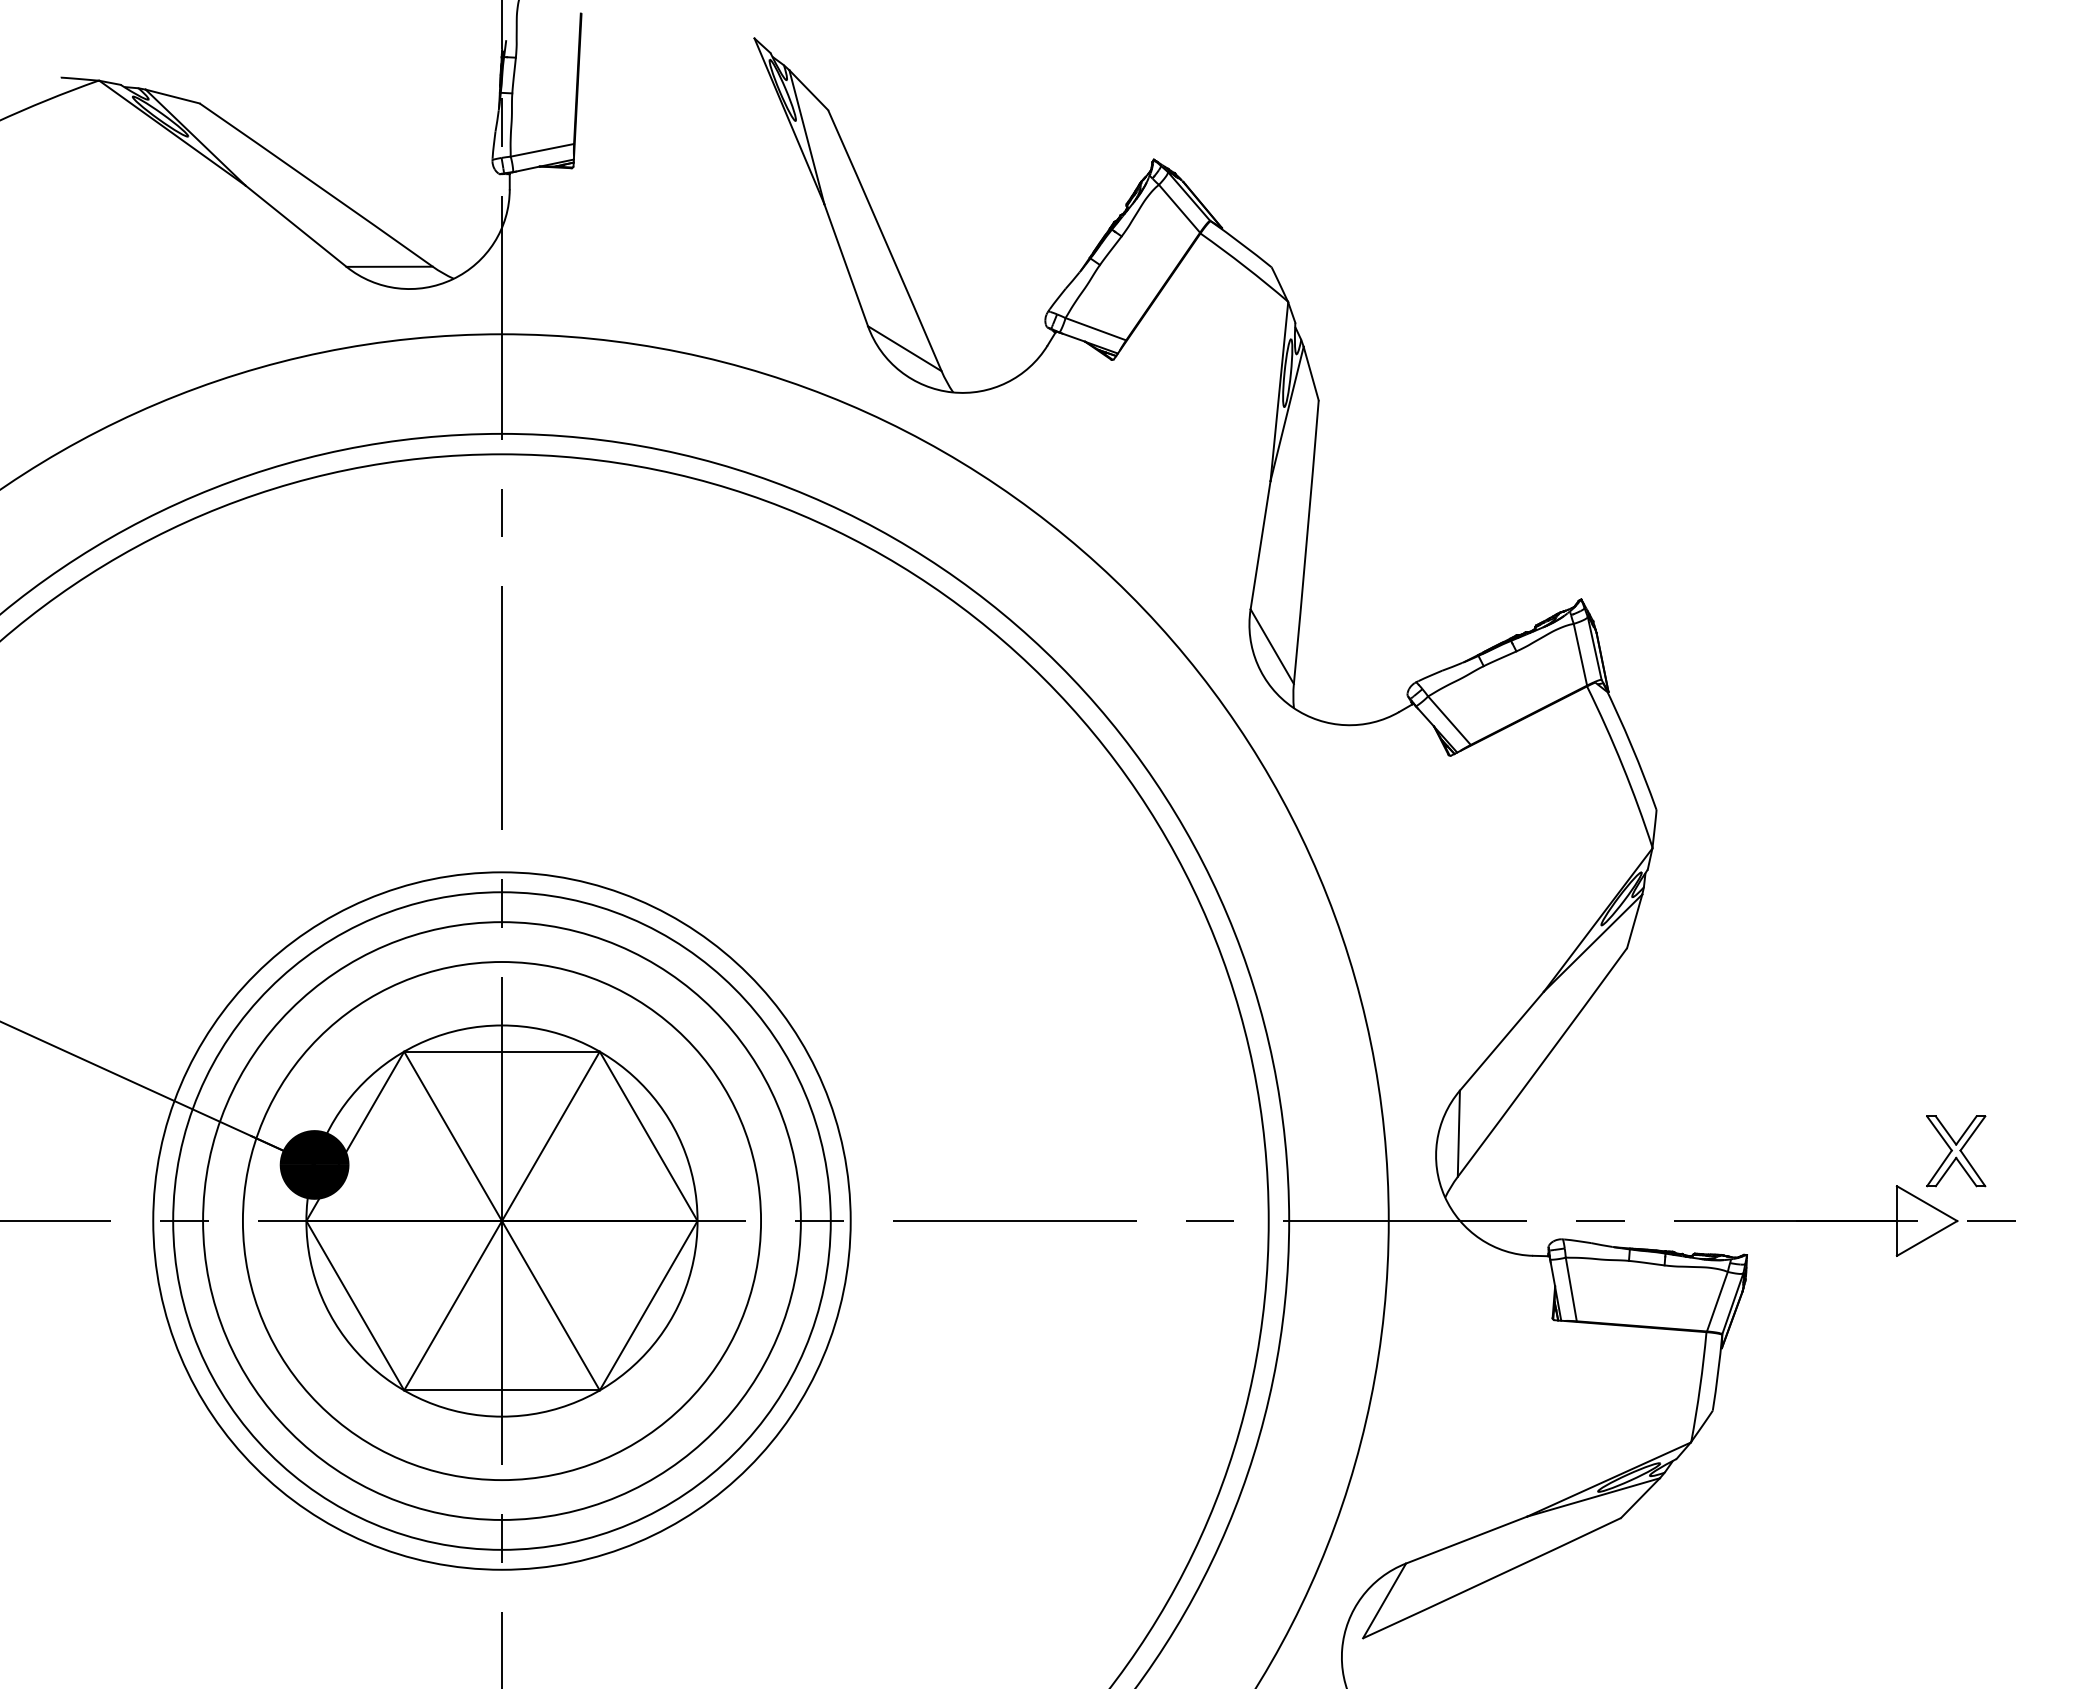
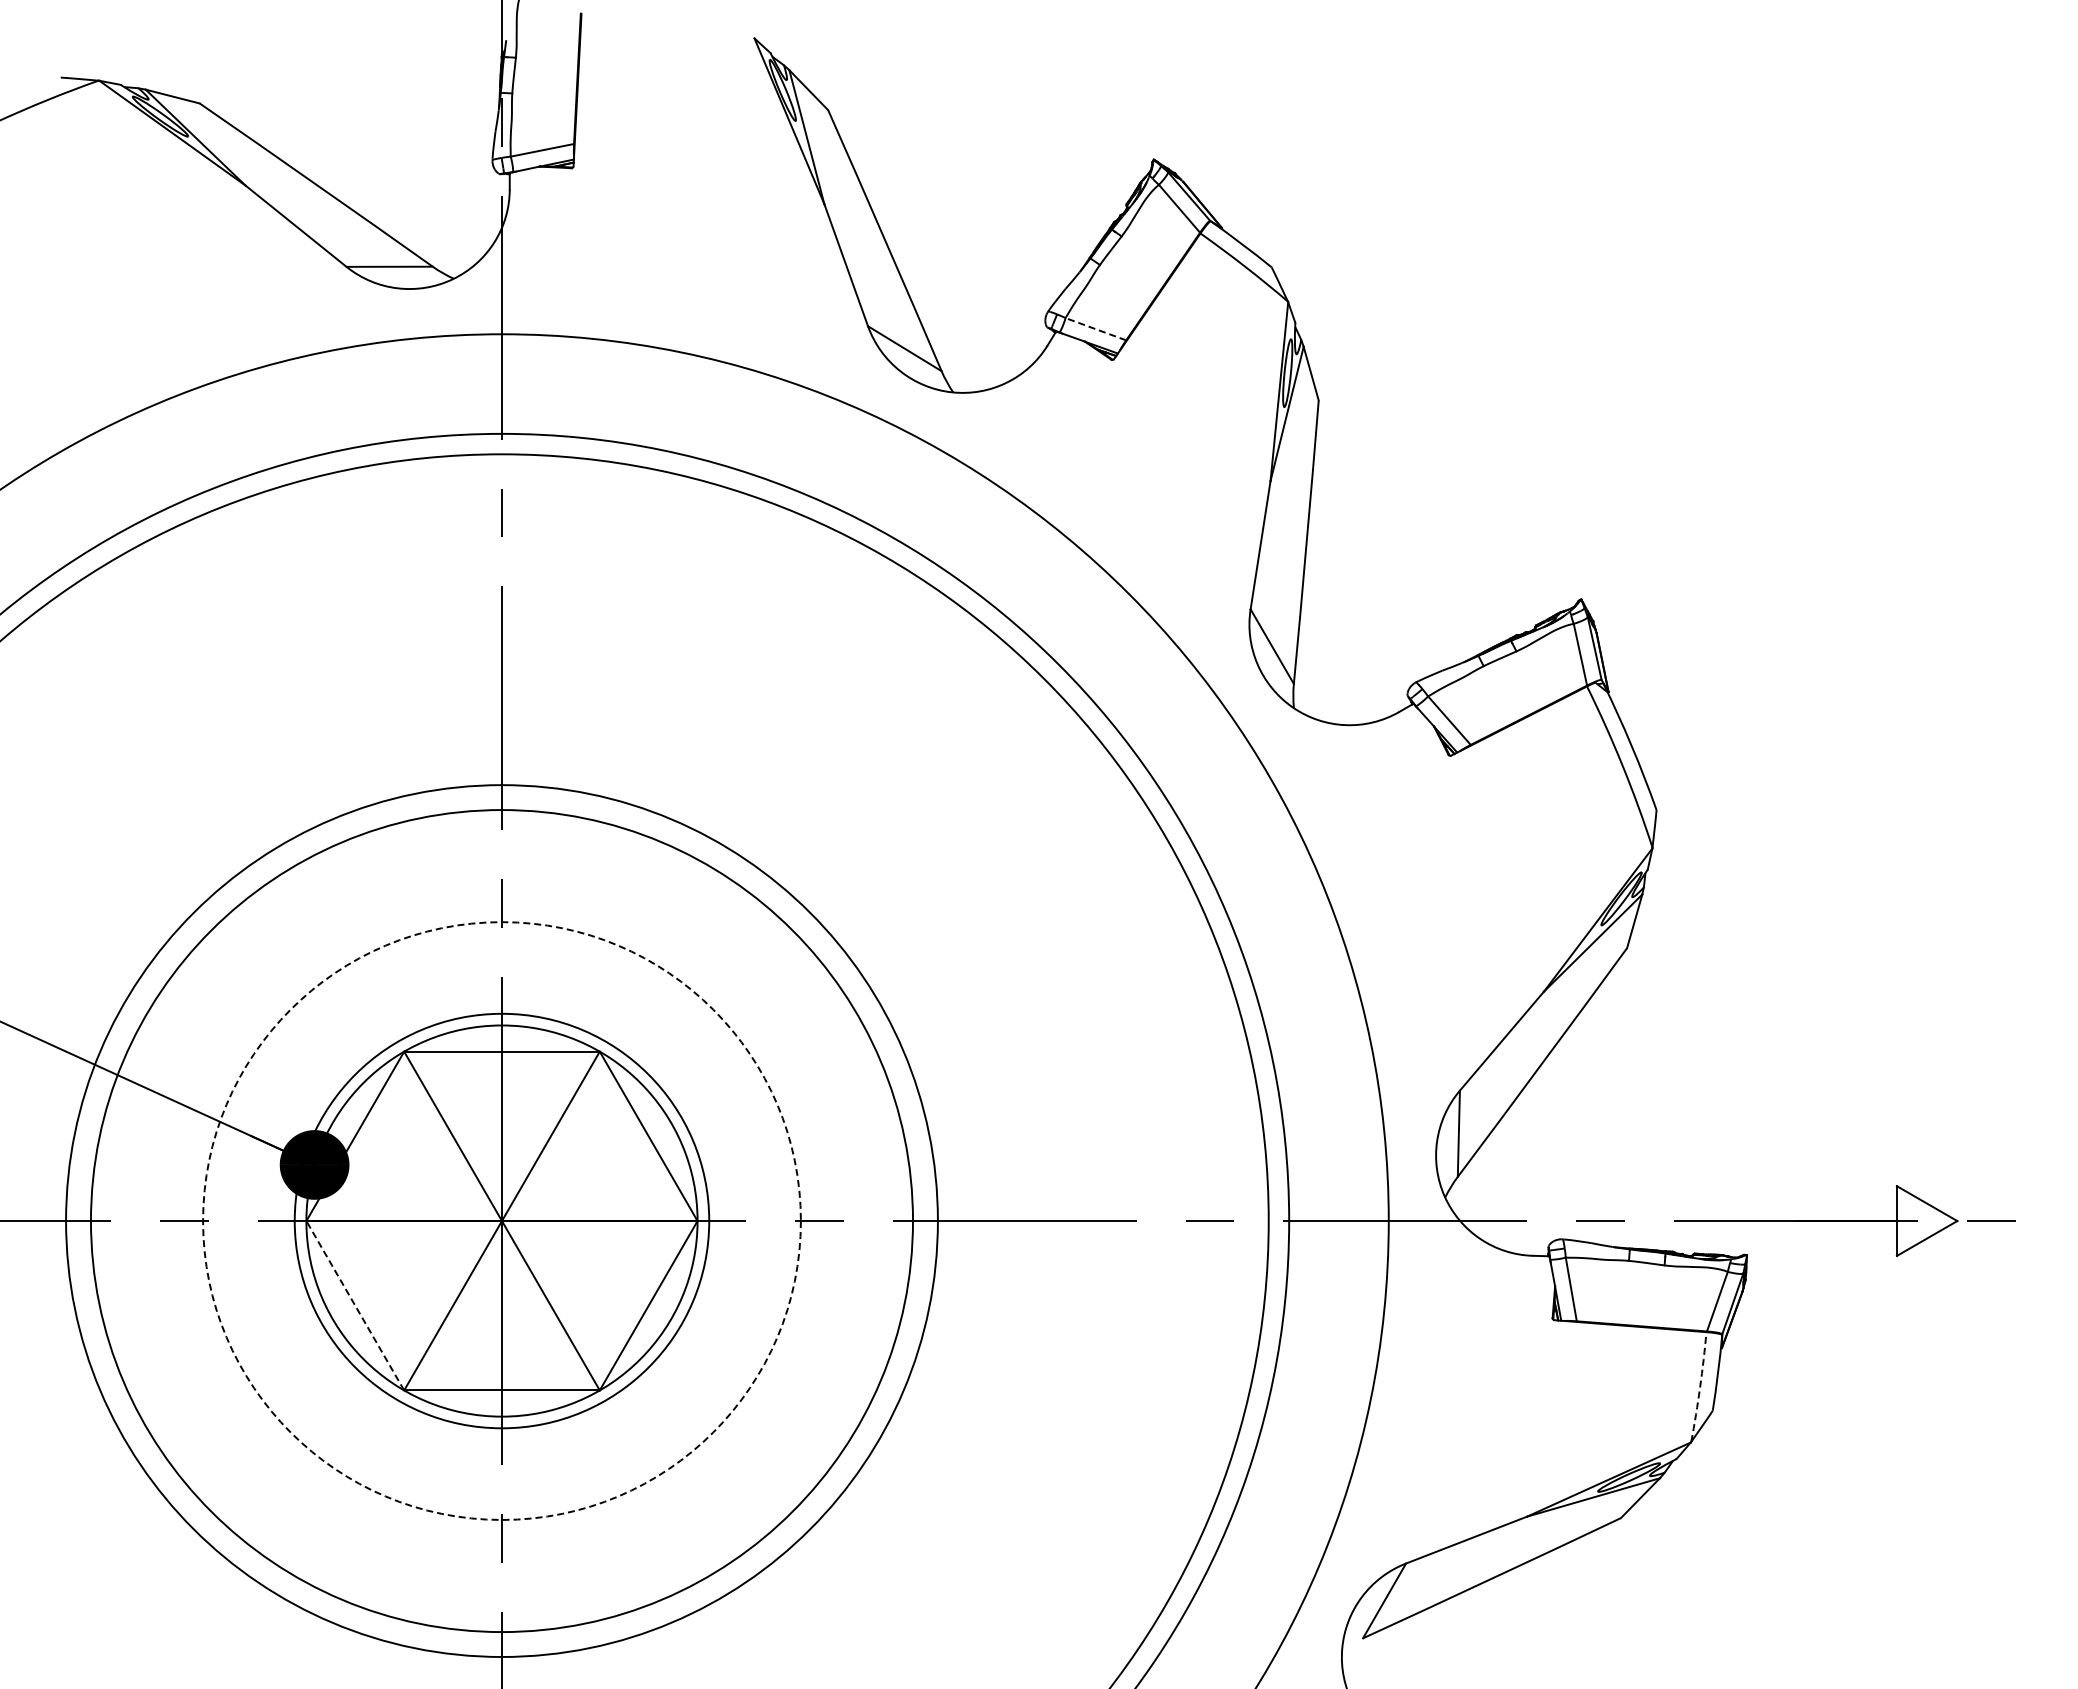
line: solid -> dashed (1095, 329)
part: present -> none (1956, 1151)
circle diameter: 658 px -> 822 px (501, 1221)
circle diameter: 697 px -> 872 px (501, 1220)
circle: solid -> dashed (501, 1220)
circle diameter: 518 px -> 414 px (501, 1220)
line: solid -> dashed (355, 1305)
arc: solid -> dashed (1700, 1387)
